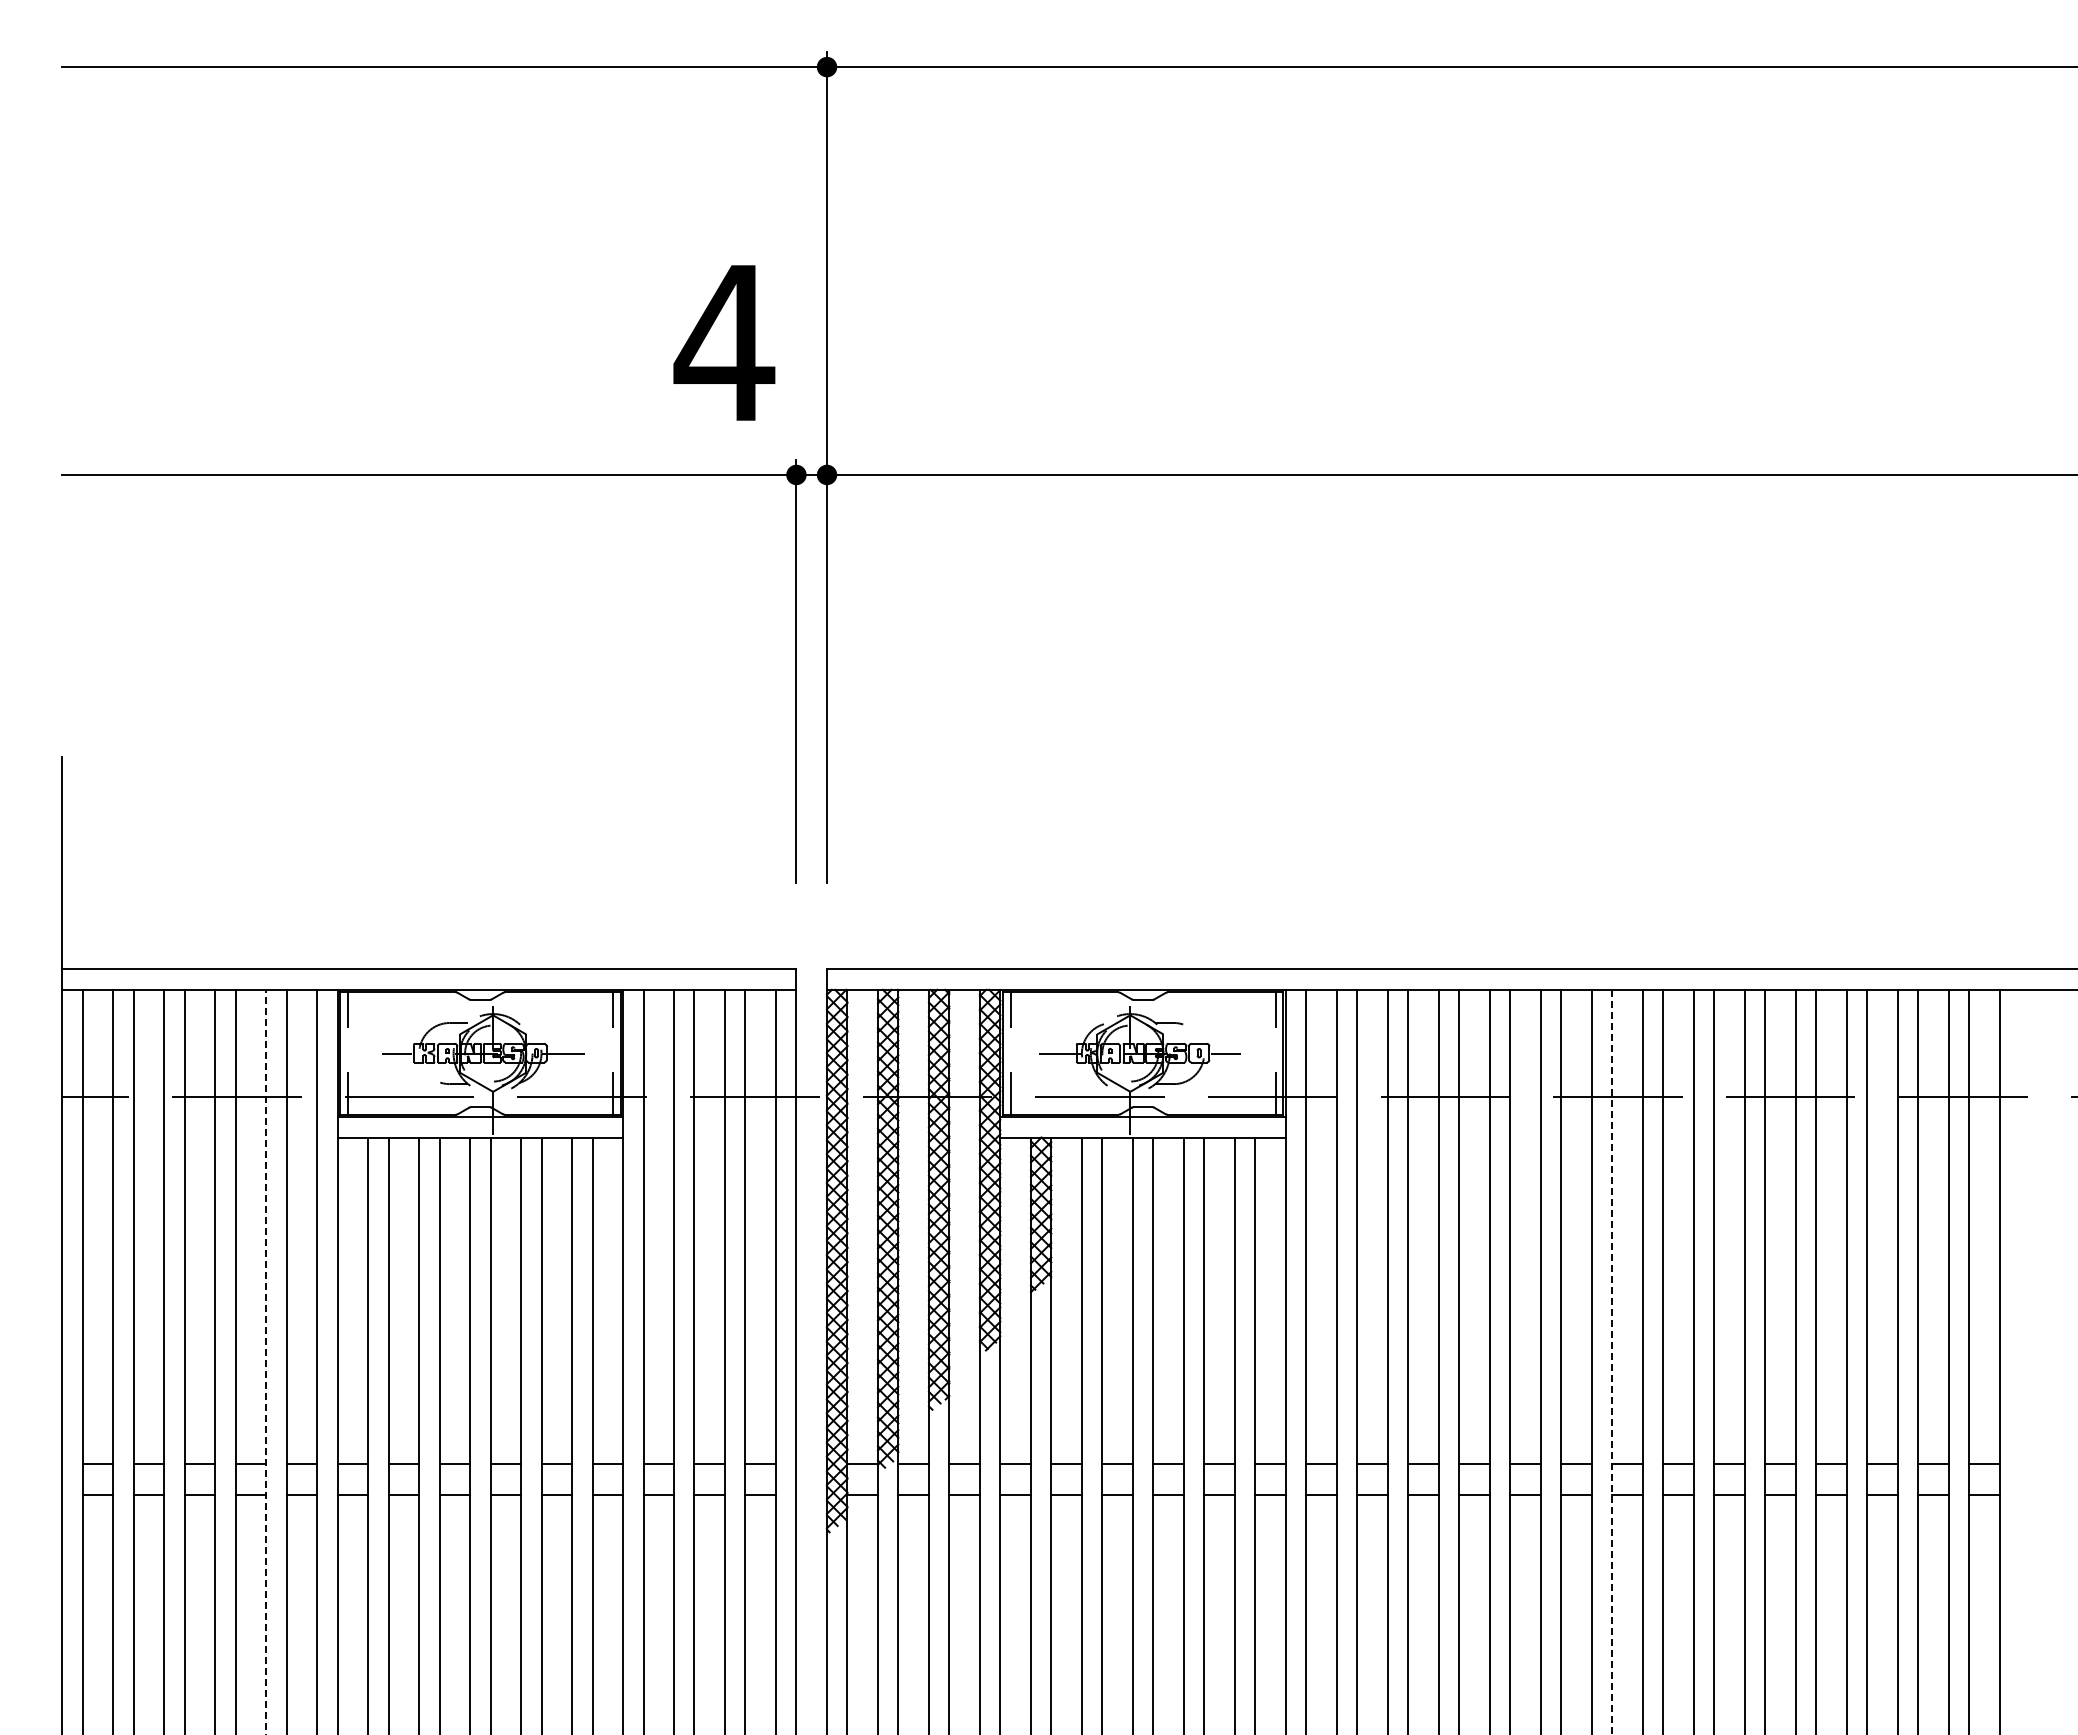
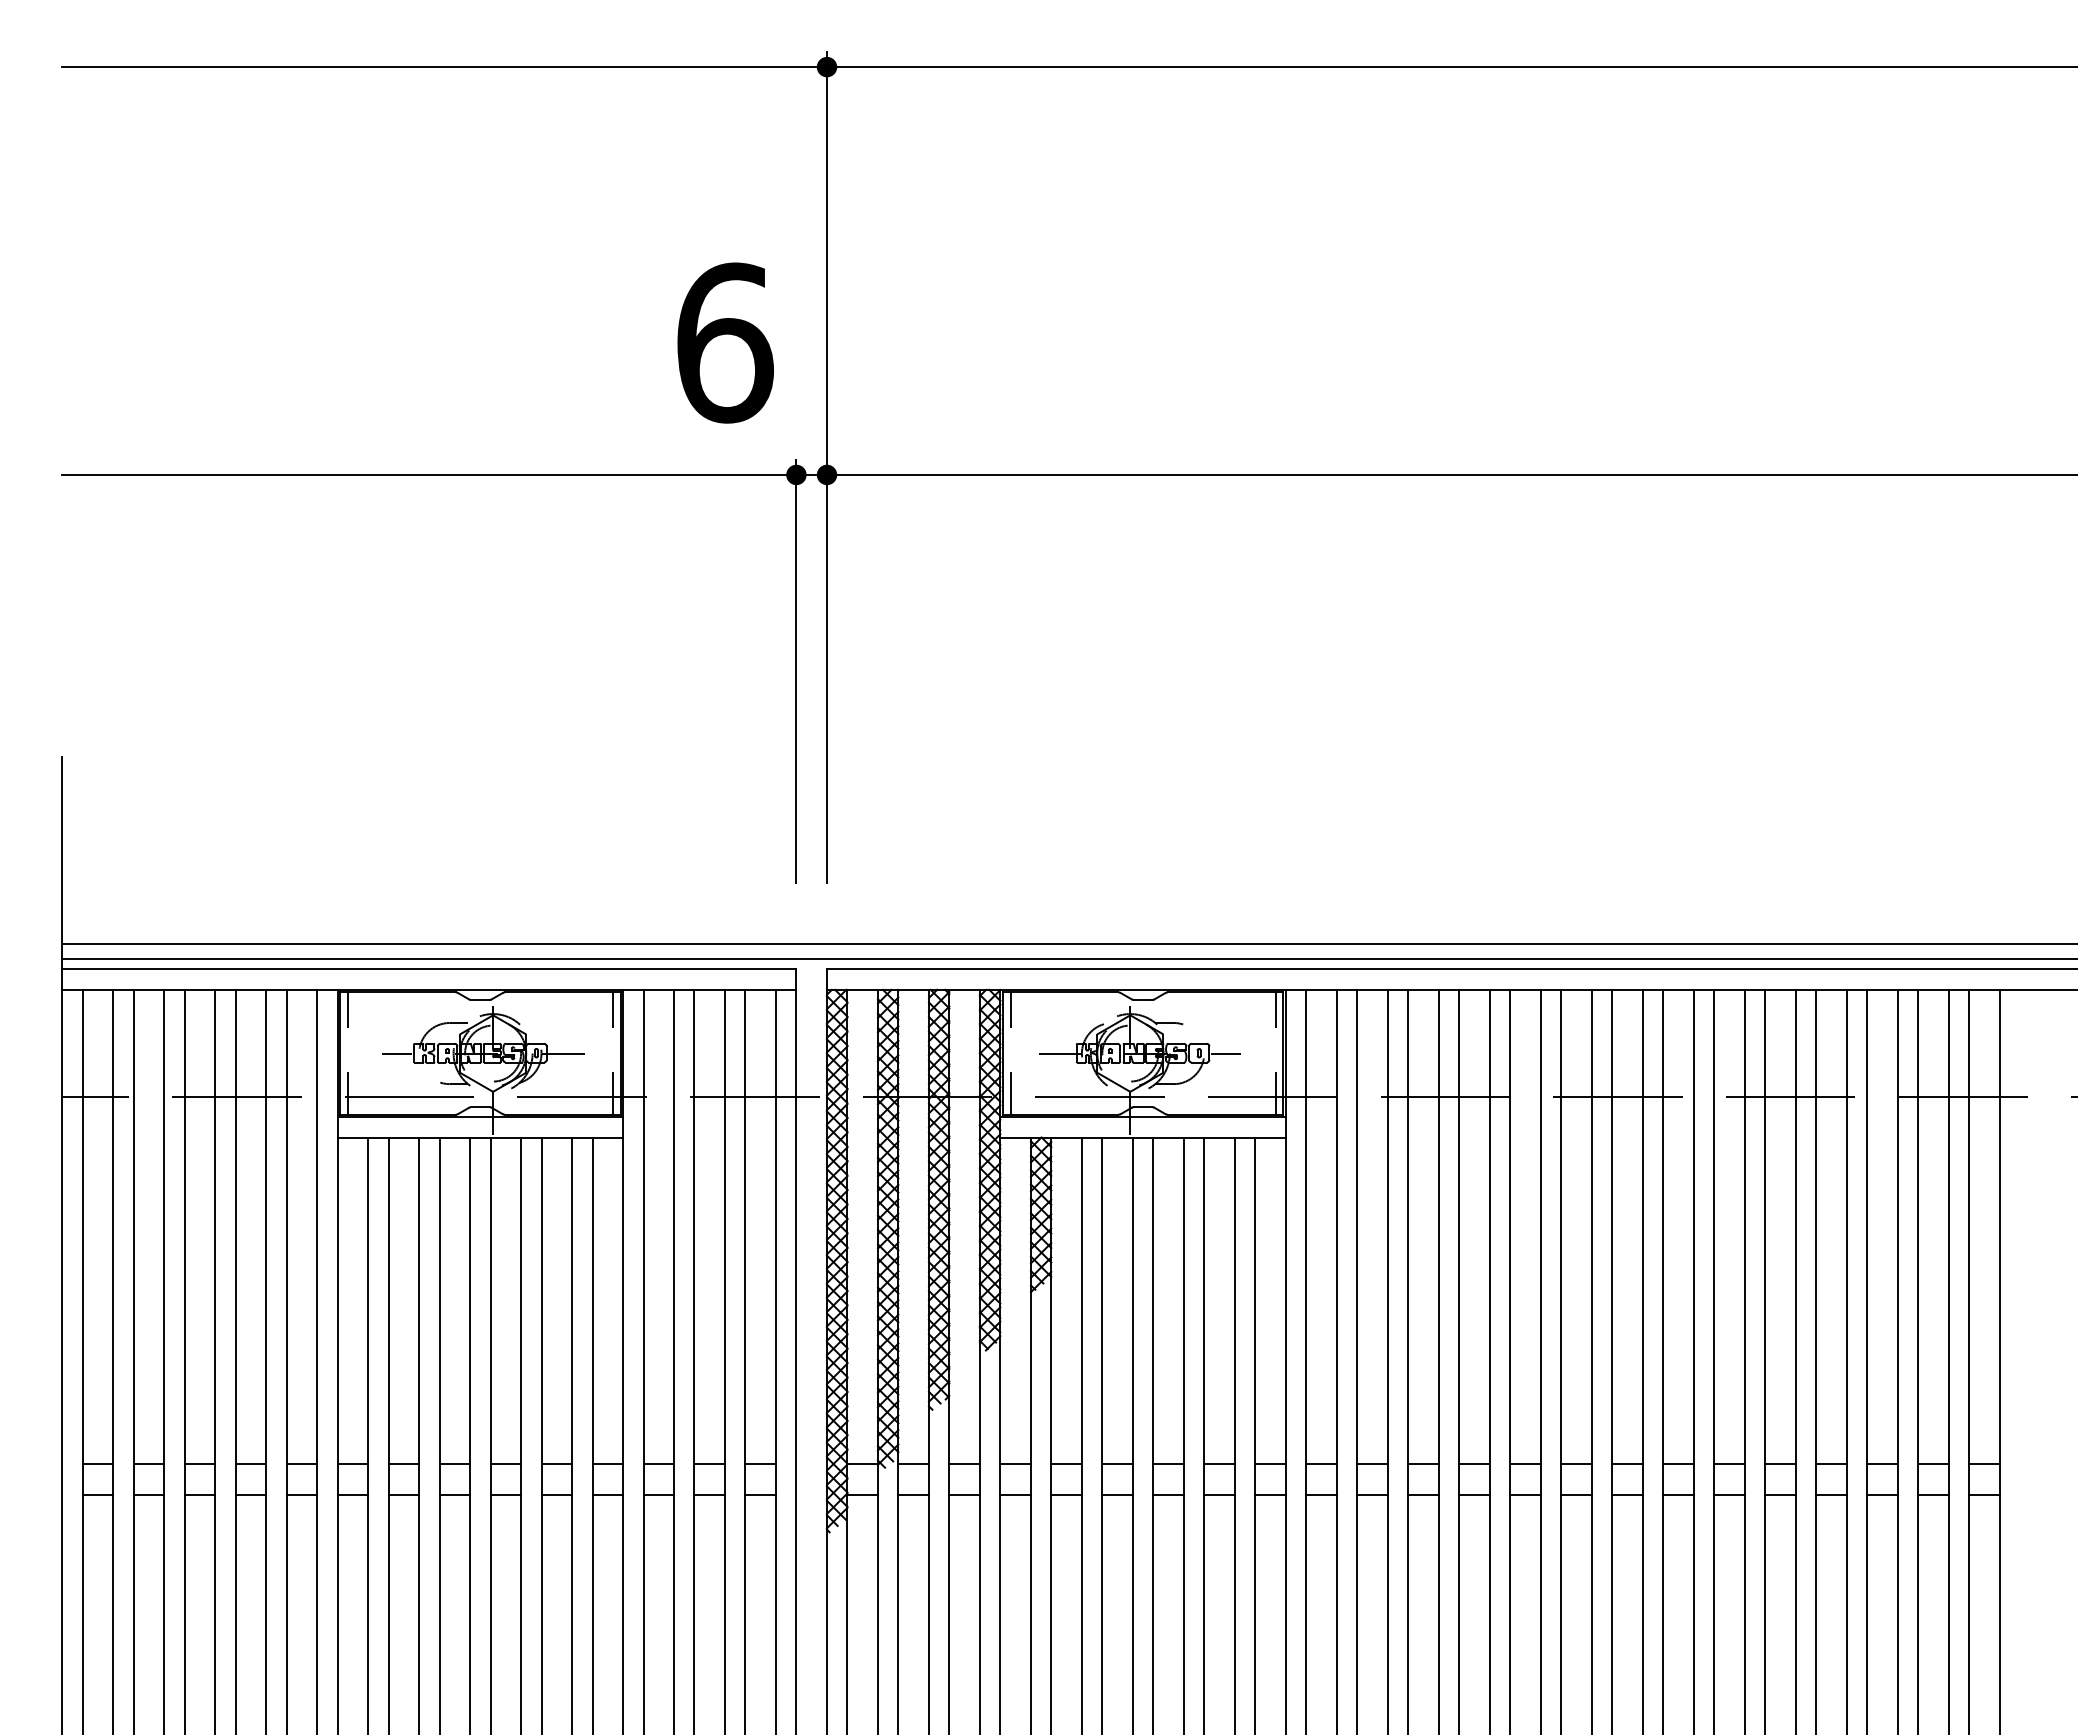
text: 4 -> 6 (724, 342)
line: none -> present (1068, 943)
line: none -> present (1068, 959)
line: dashed -> solid (266, 1361)
line: dashed -> solid (1612, 1362)
